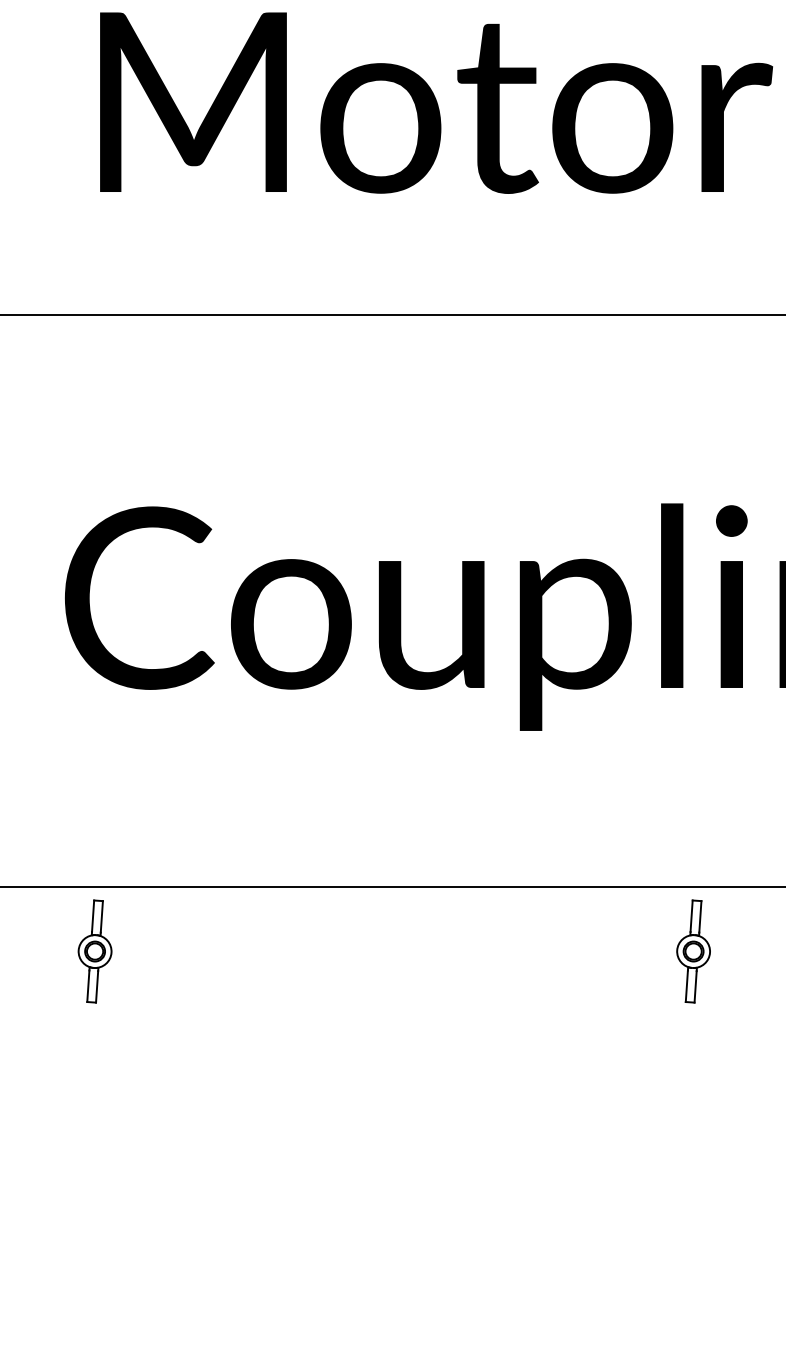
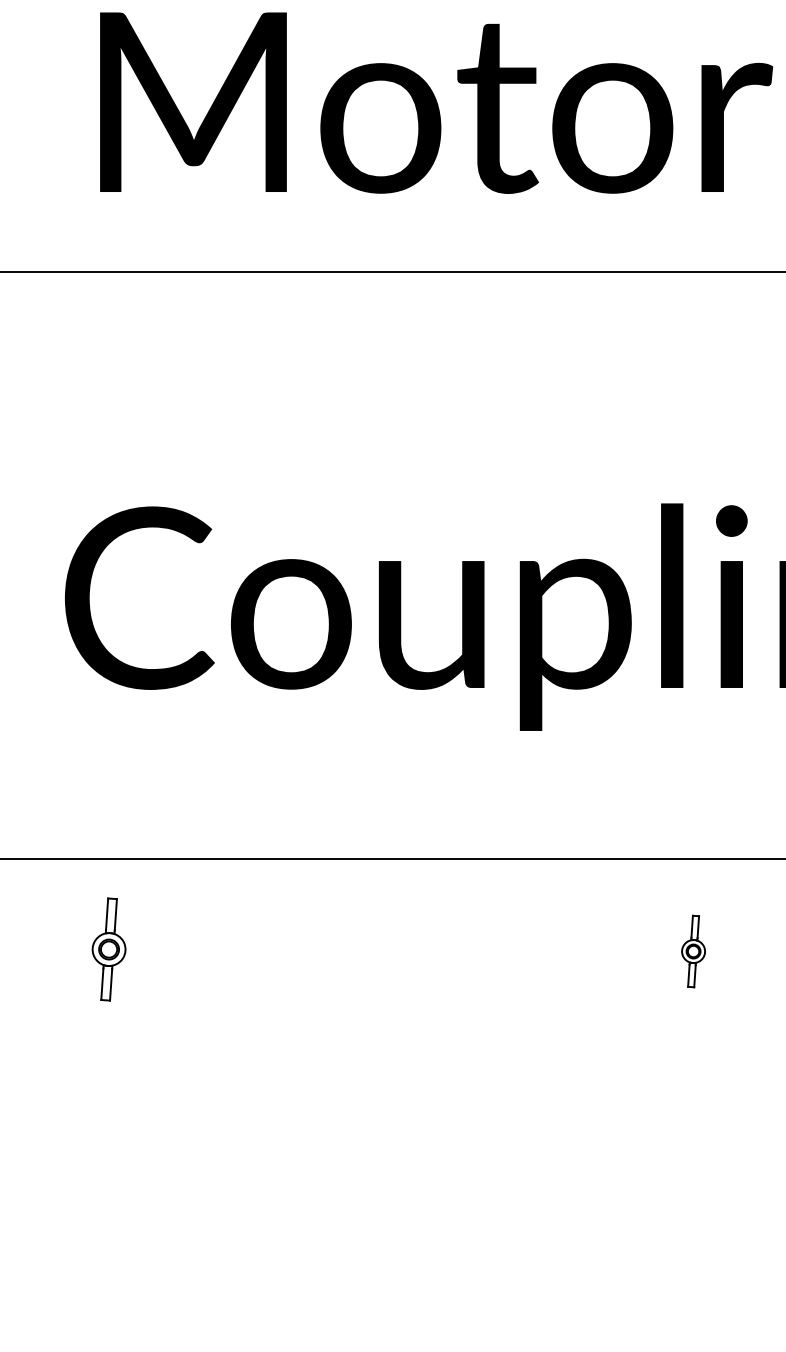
line position: (392, 315) -> (392, 272) (392, 272)
line position: (392, 886) -> (392, 858) (392, 858)
part position: (94, 951) -> (108, 949) (108, 949)
part size: 35x105 px -> 25x75 px (693, 951)
